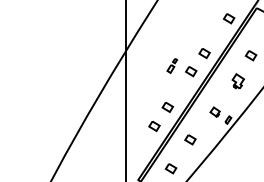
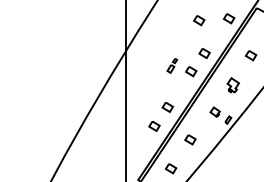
part: none -> present (199, 20)
part position: (237, 81) -> (232, 85) (232, 85)
